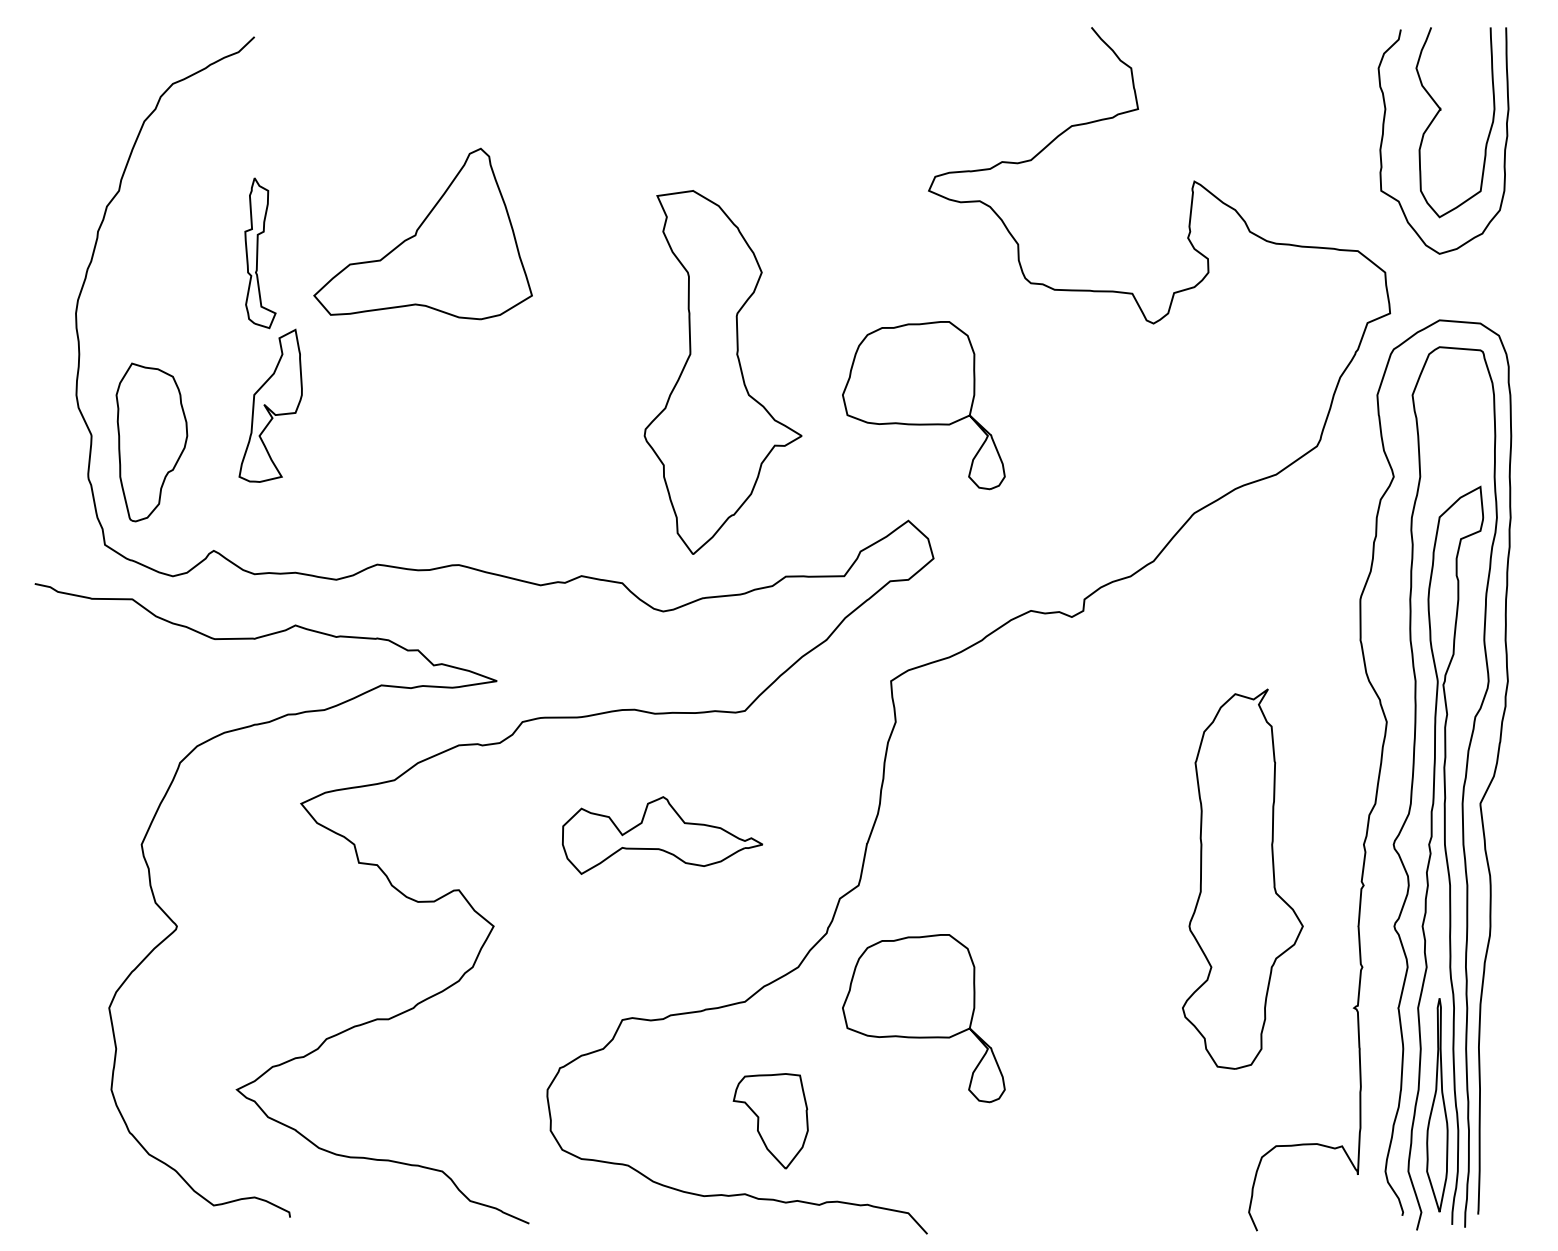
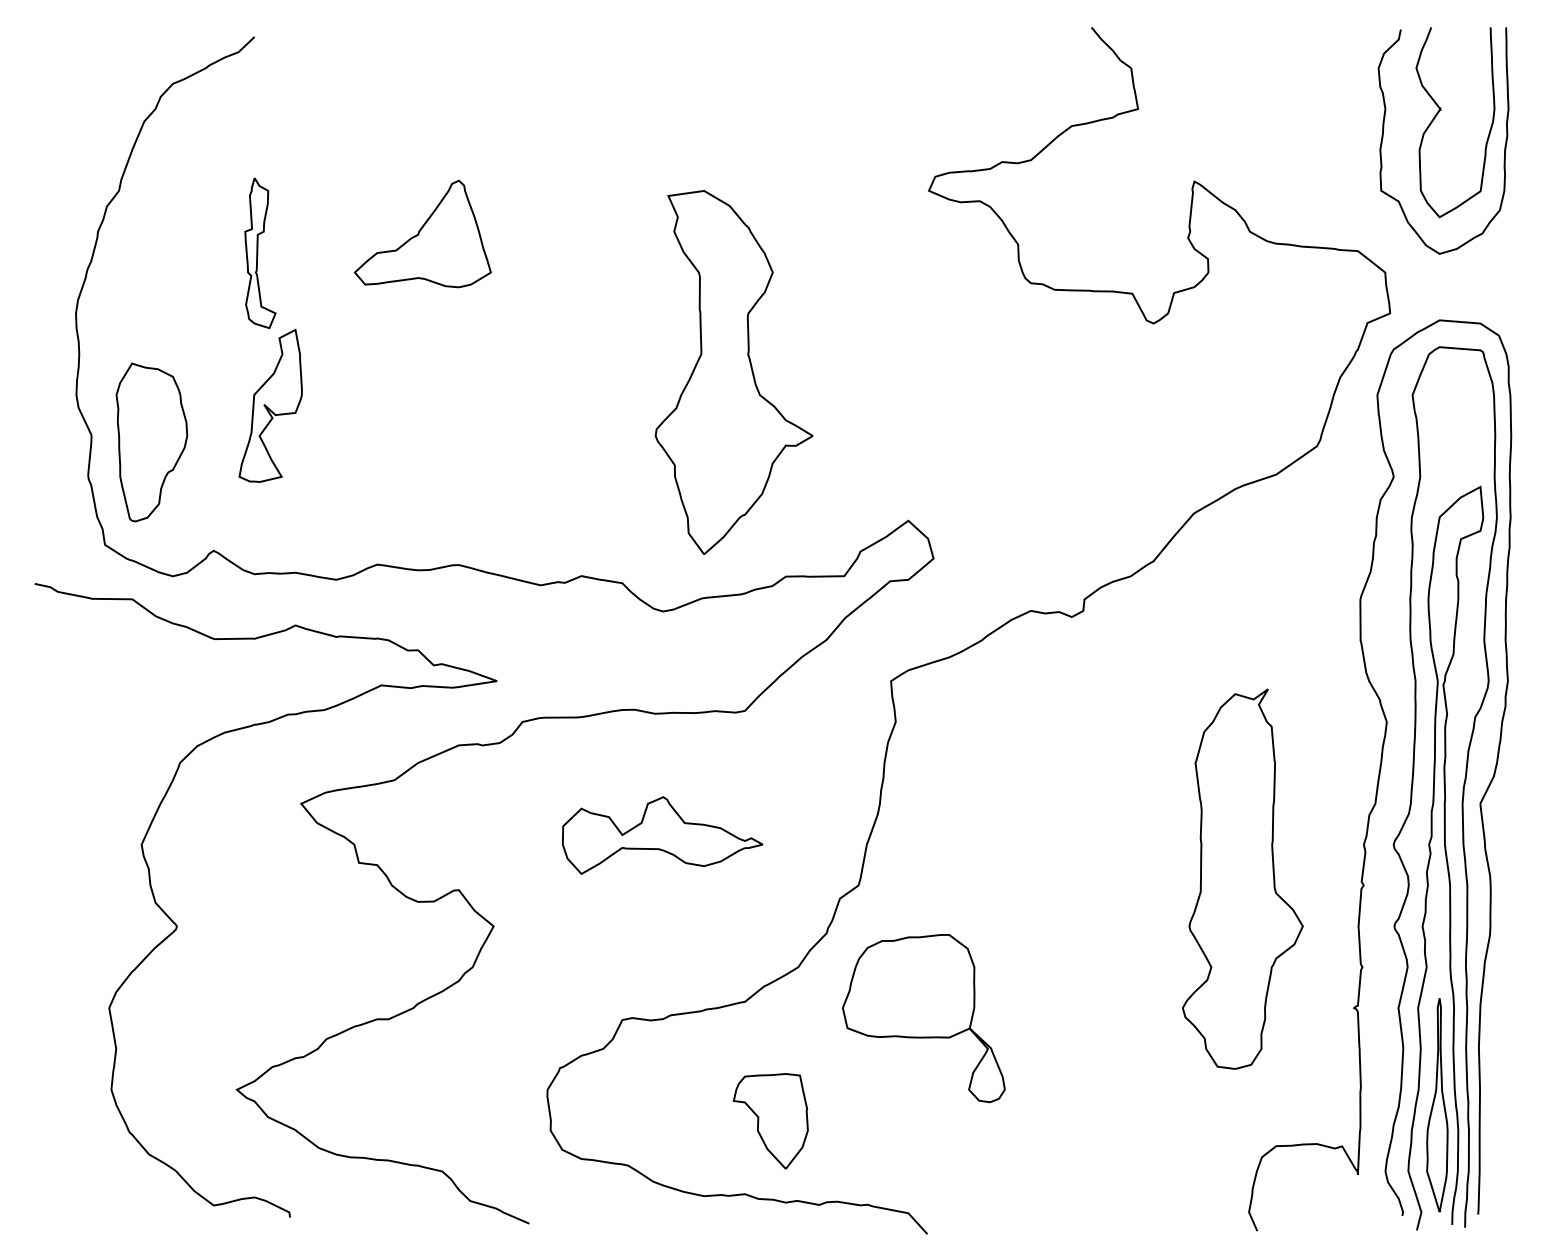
part size: 220x174 px -> 139x110 px (422, 233)
part position: (722, 372) -> (733, 372) (733, 372)
part: present -> none (923, 405)
